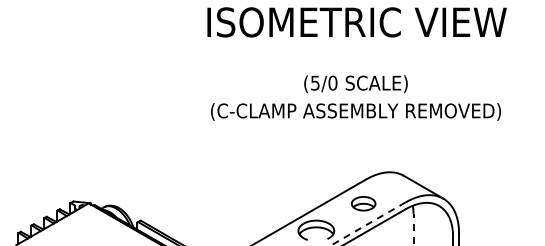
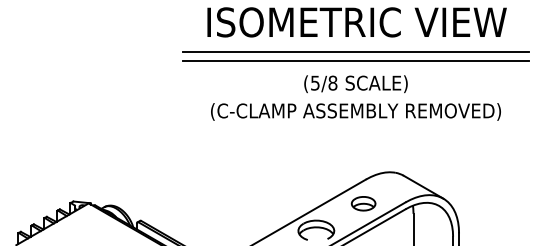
line: none -> present (355, 52)
line: none -> present (355, 60)
text: (5/0 -> (5/8 (332, 83)
line: dashed -> solid (367, 224)
line: dashed -> solid (413, 229)
